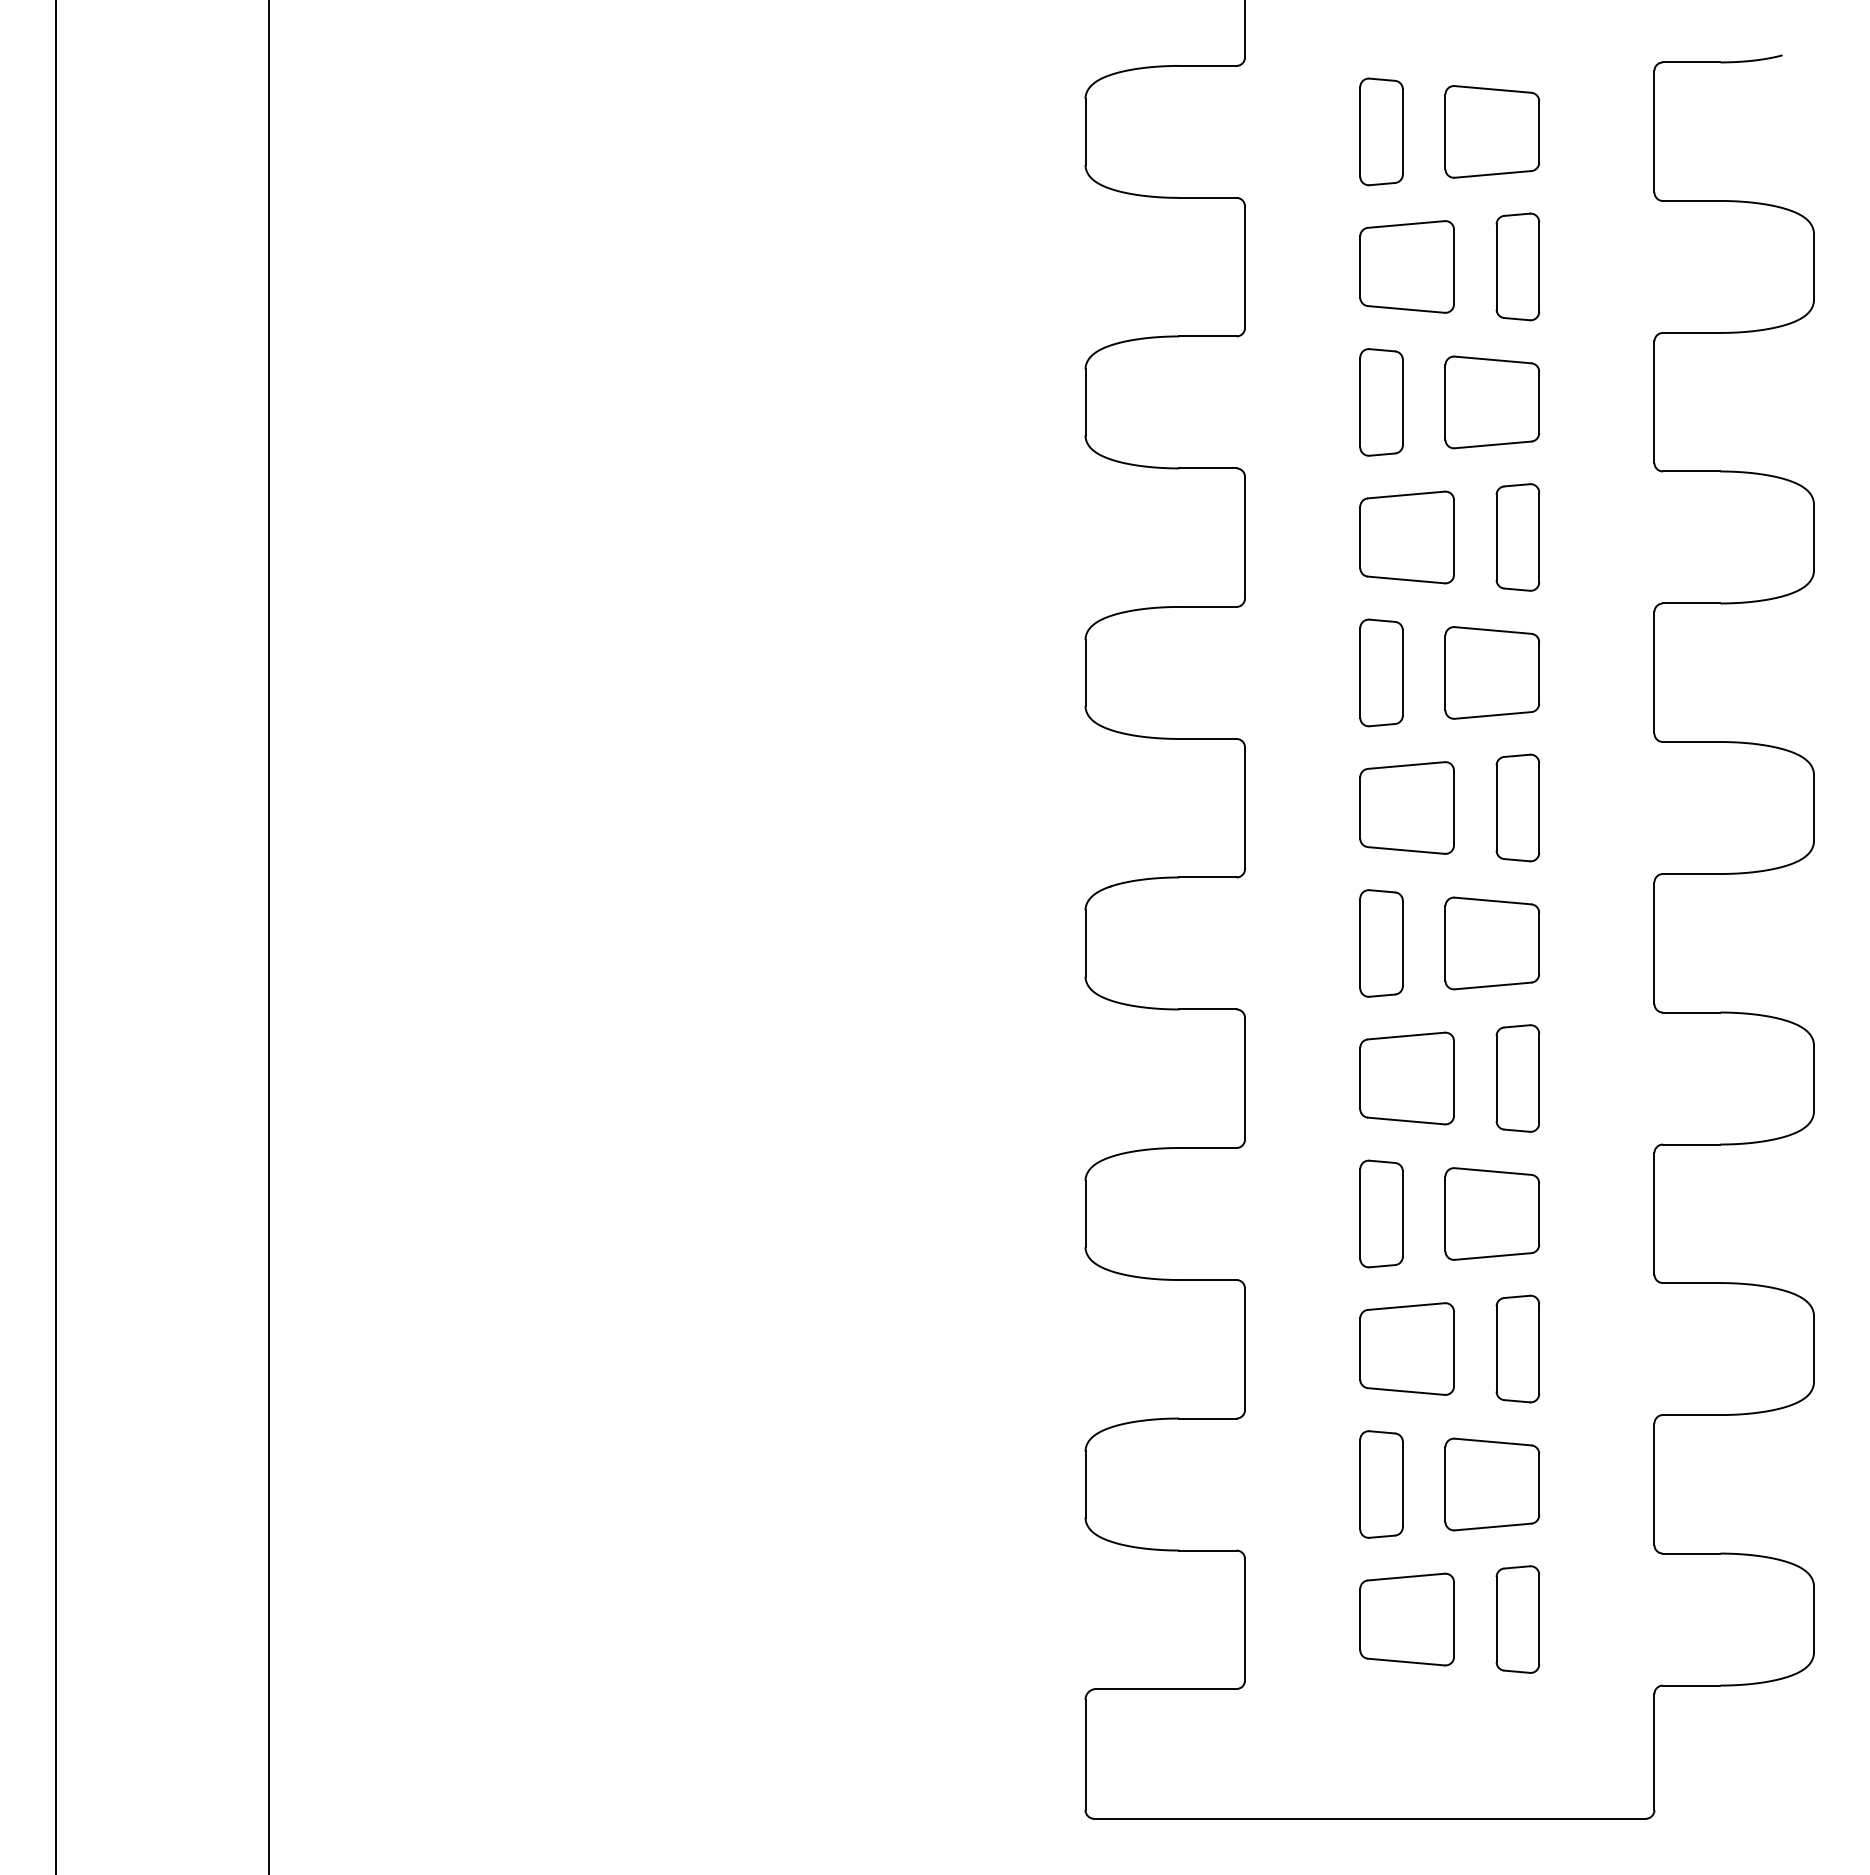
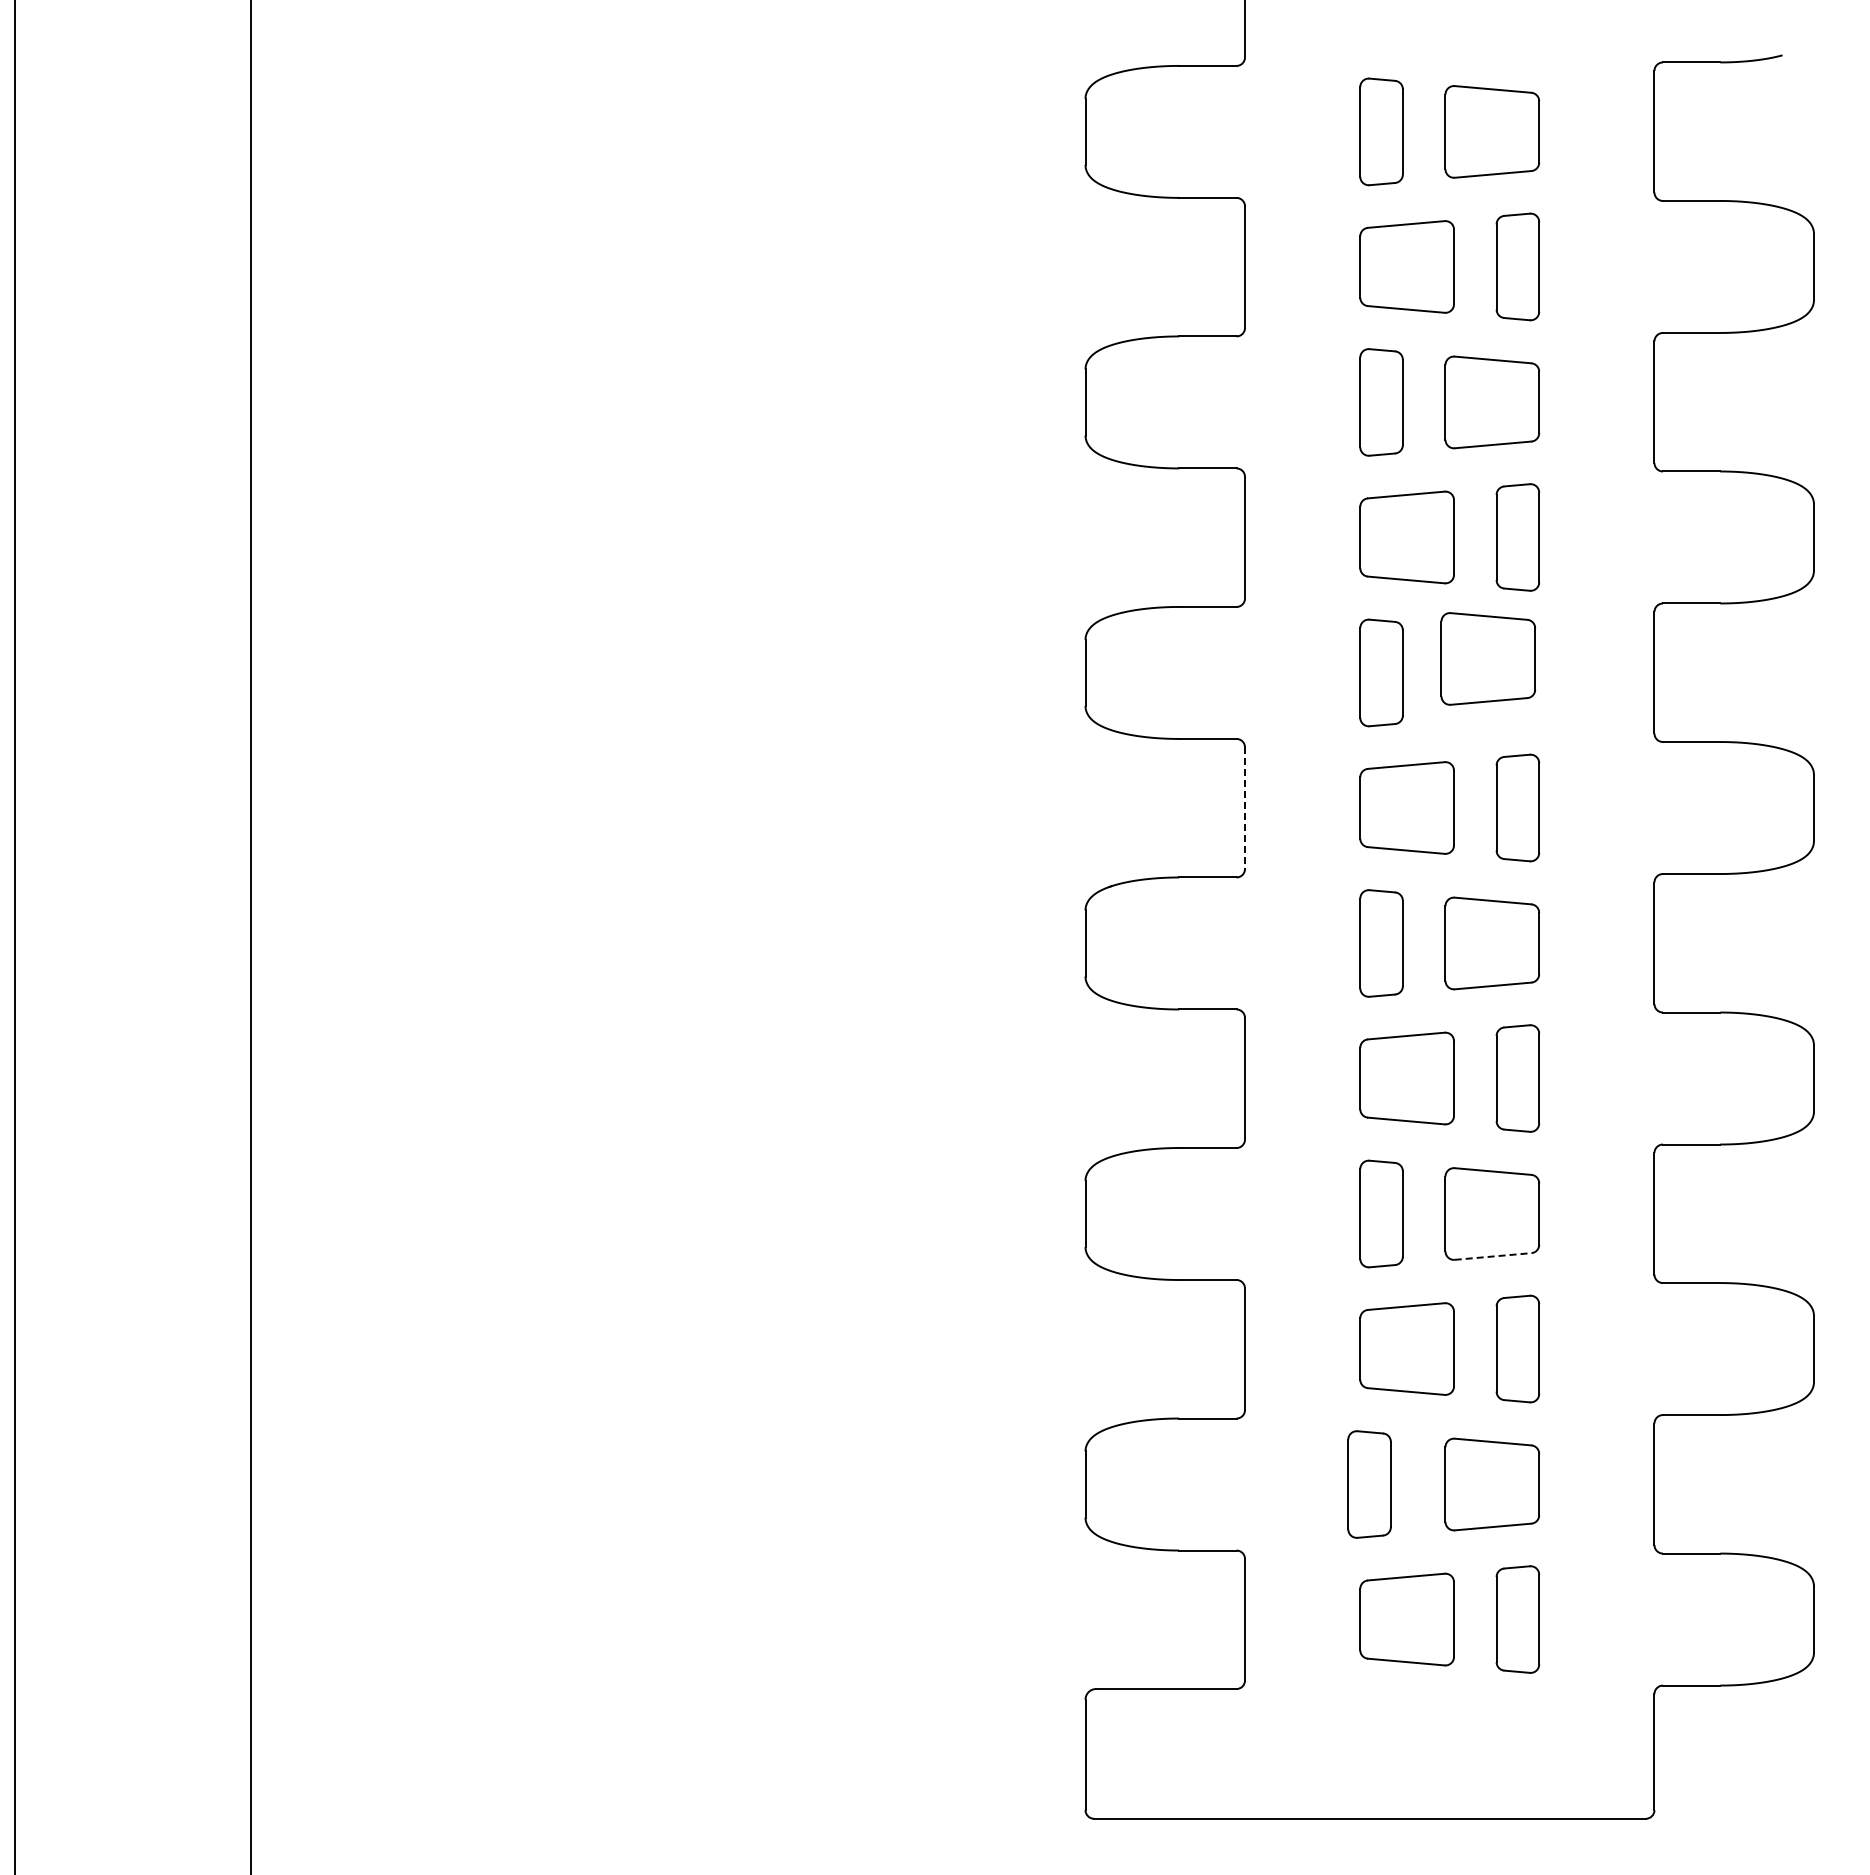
part position: (1492, 672) -> (1488, 658) (1488, 658)
line: solid -> dashed (1245, 808)
line position: (56, 936) -> (15, 936) (15, 936)
line position: (269, 936) -> (251, 936) (251, 936)
line: solid -> dashed (1493, 1256)
part position: (1381, 1484) -> (1369, 1484) (1369, 1484)
